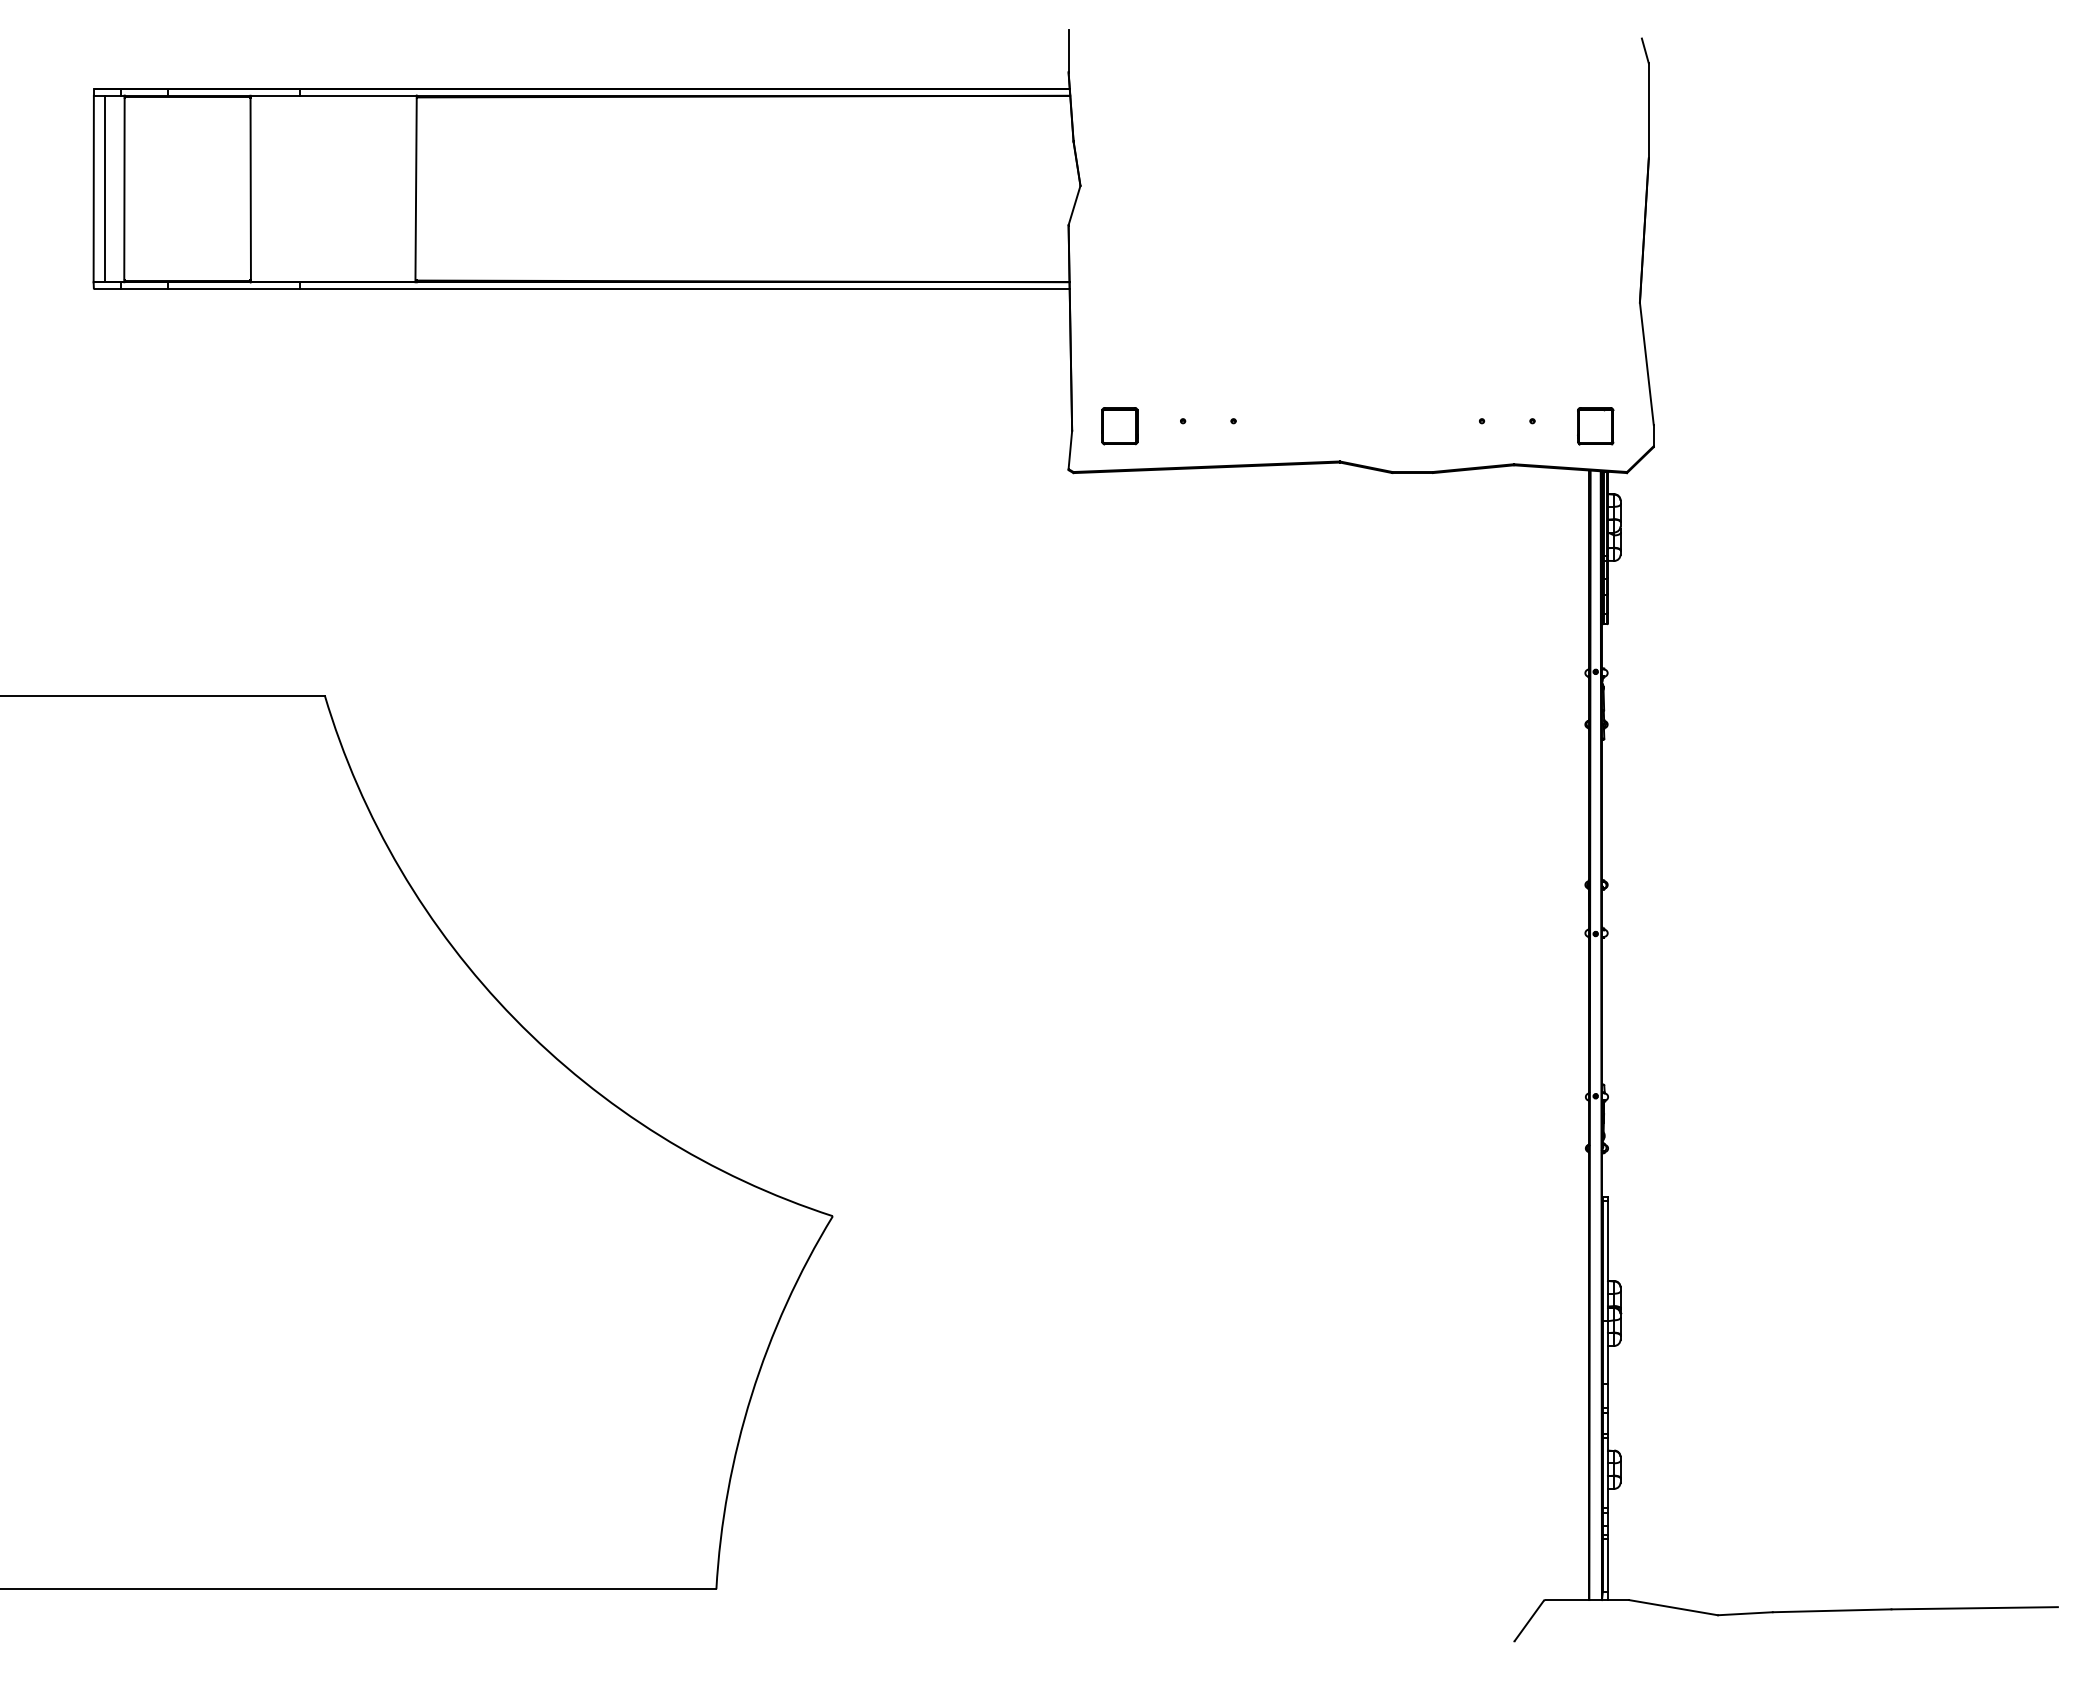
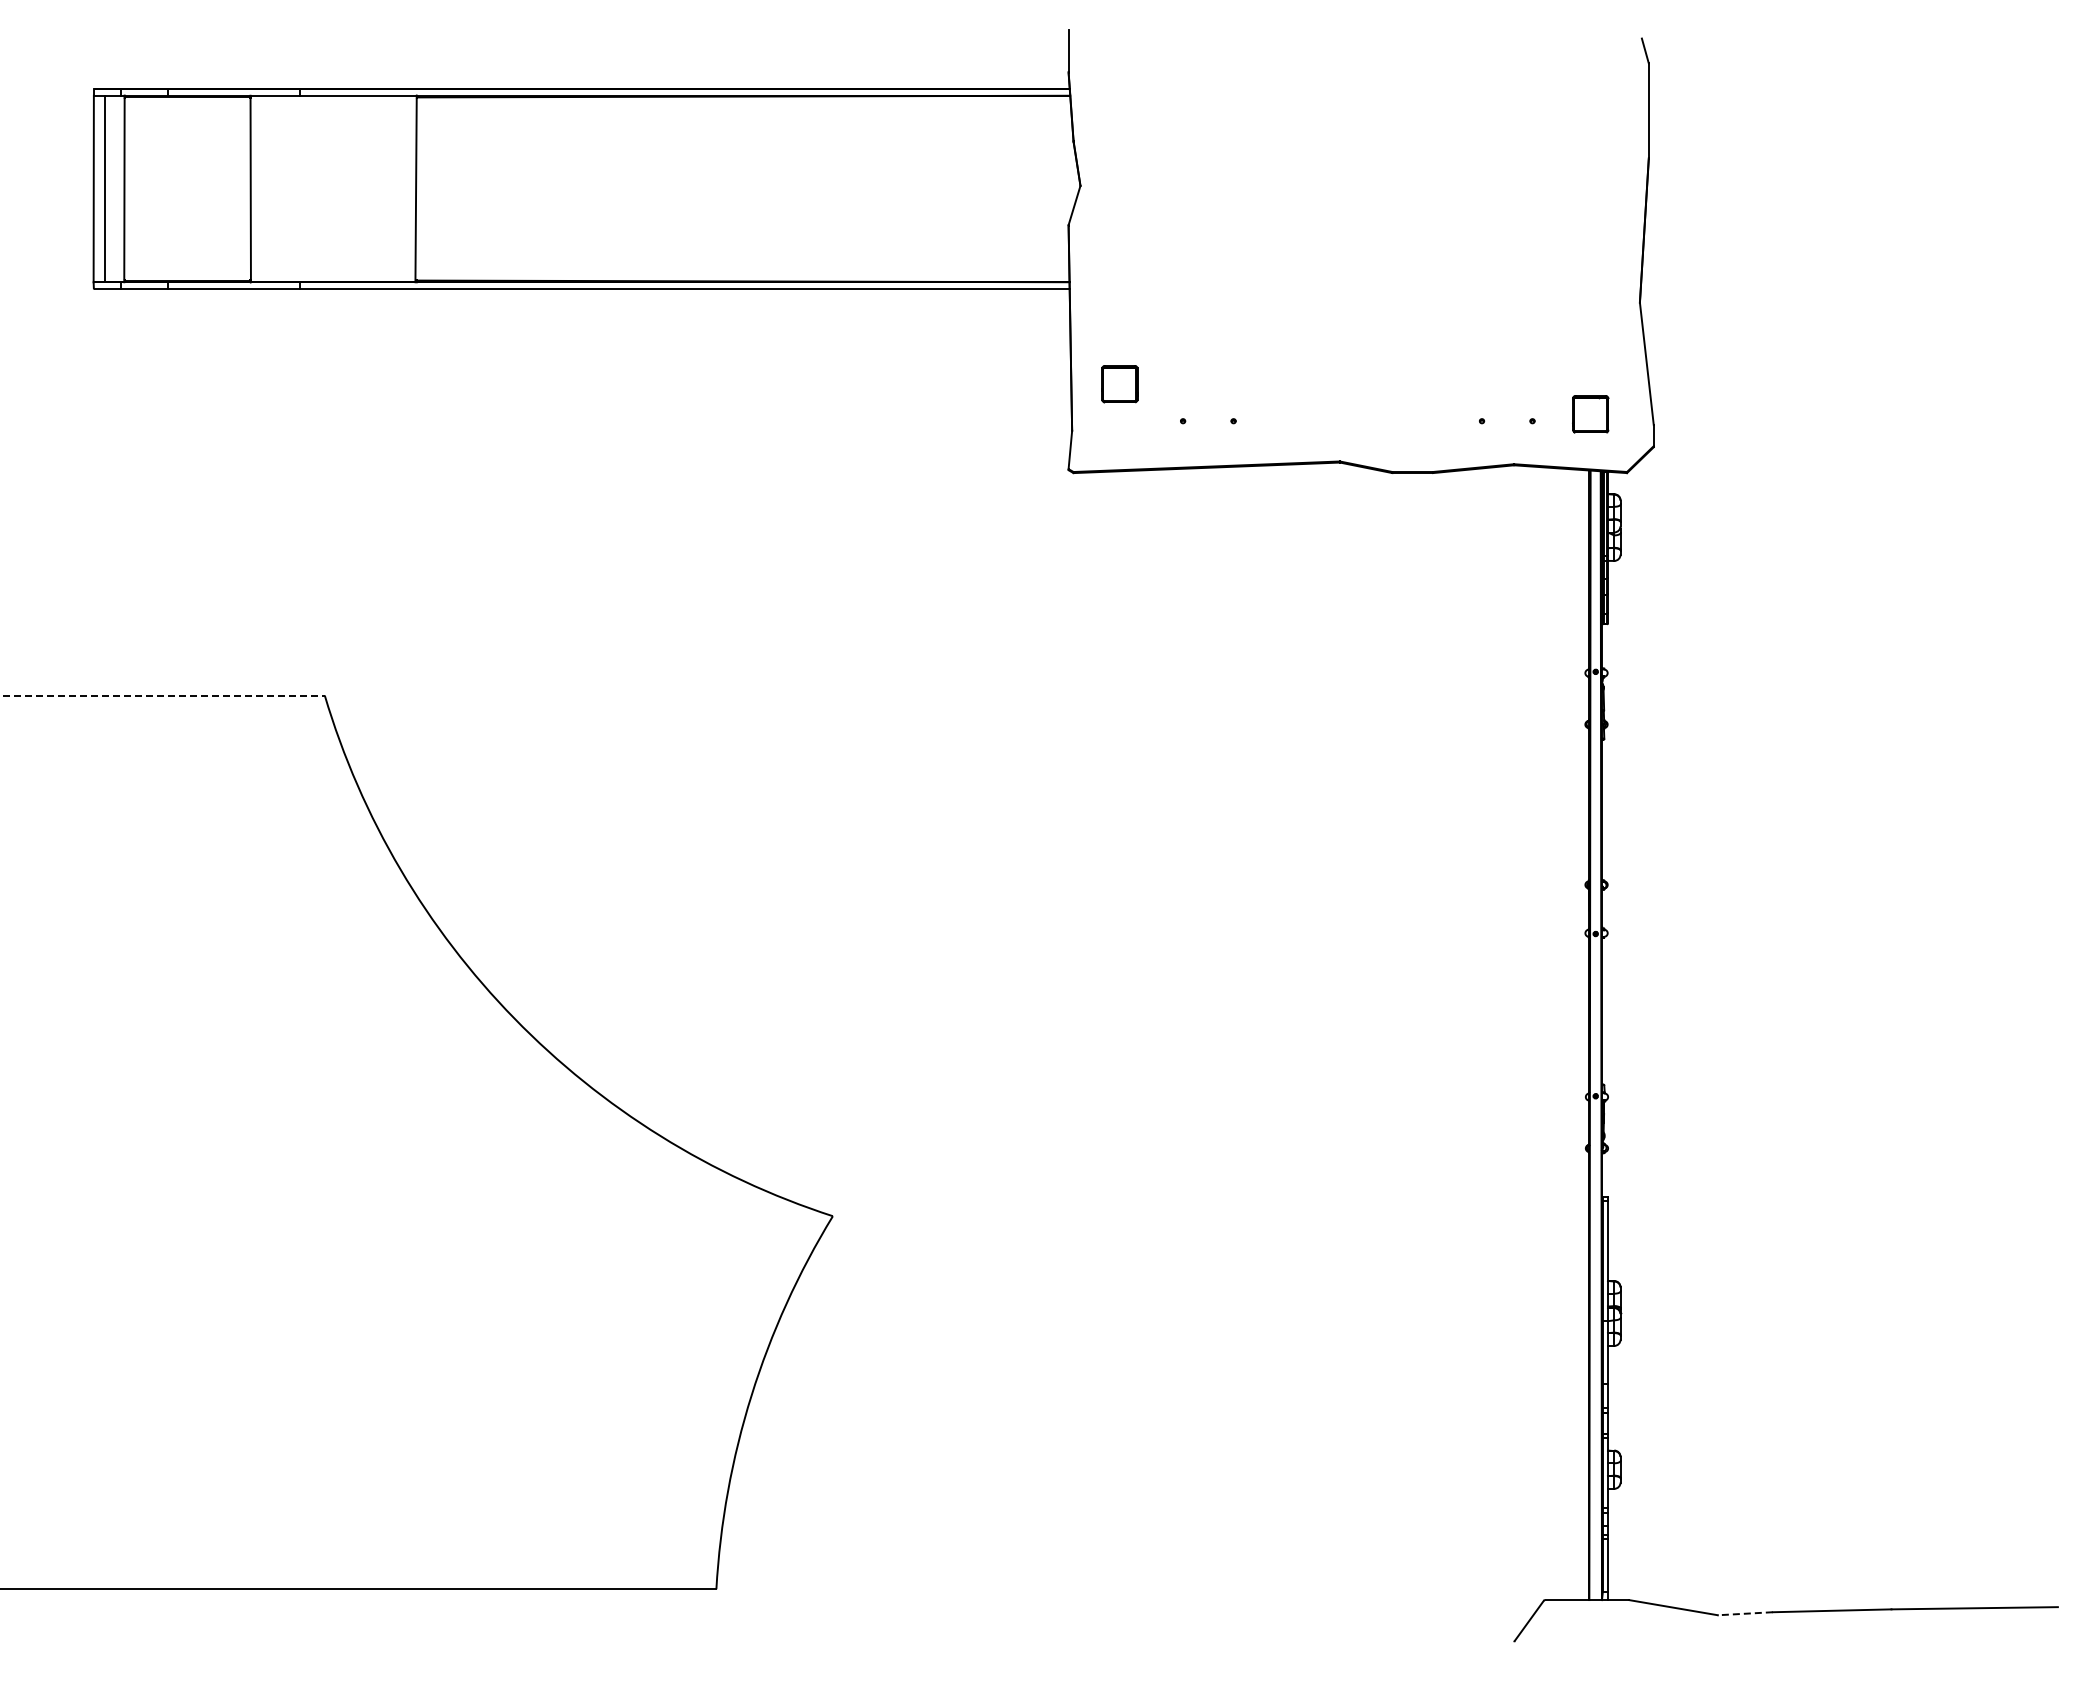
part position: (1119, 426) -> (1119, 384) (1119, 384)
part position: (1595, 426) -> (1590, 414) (1590, 414)
line: solid -> dashed (162, 695)
line: solid -> dashed (1745, 1613)
